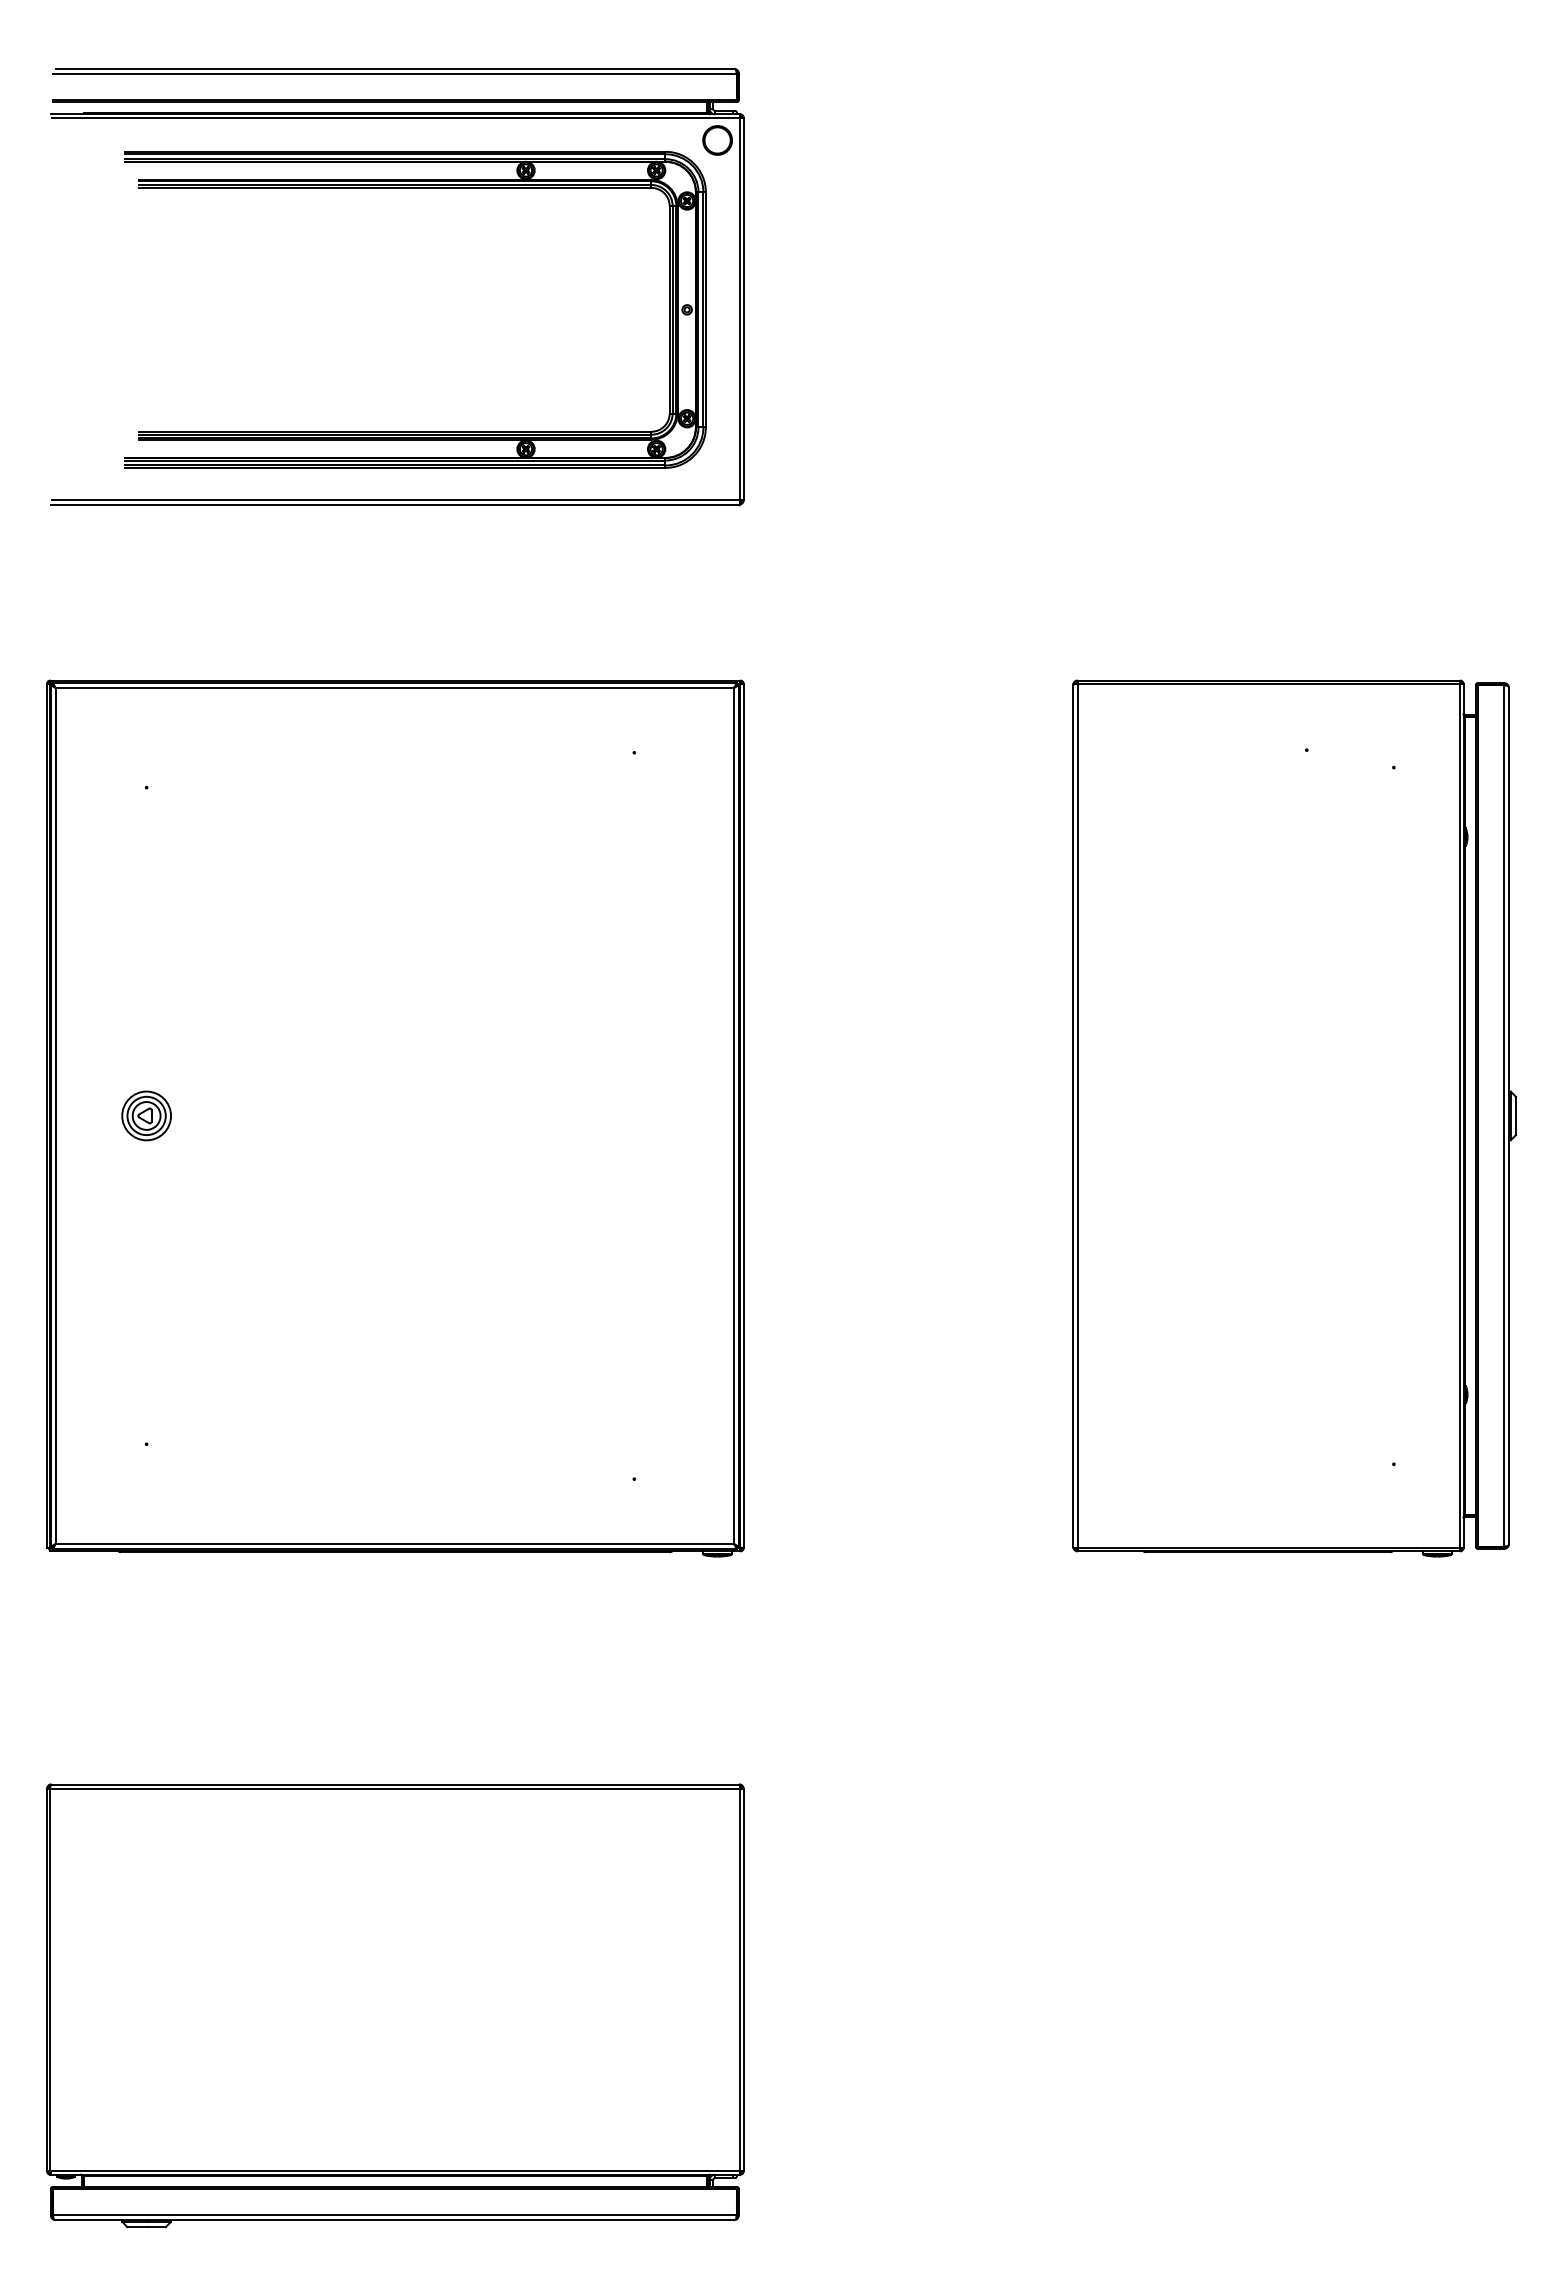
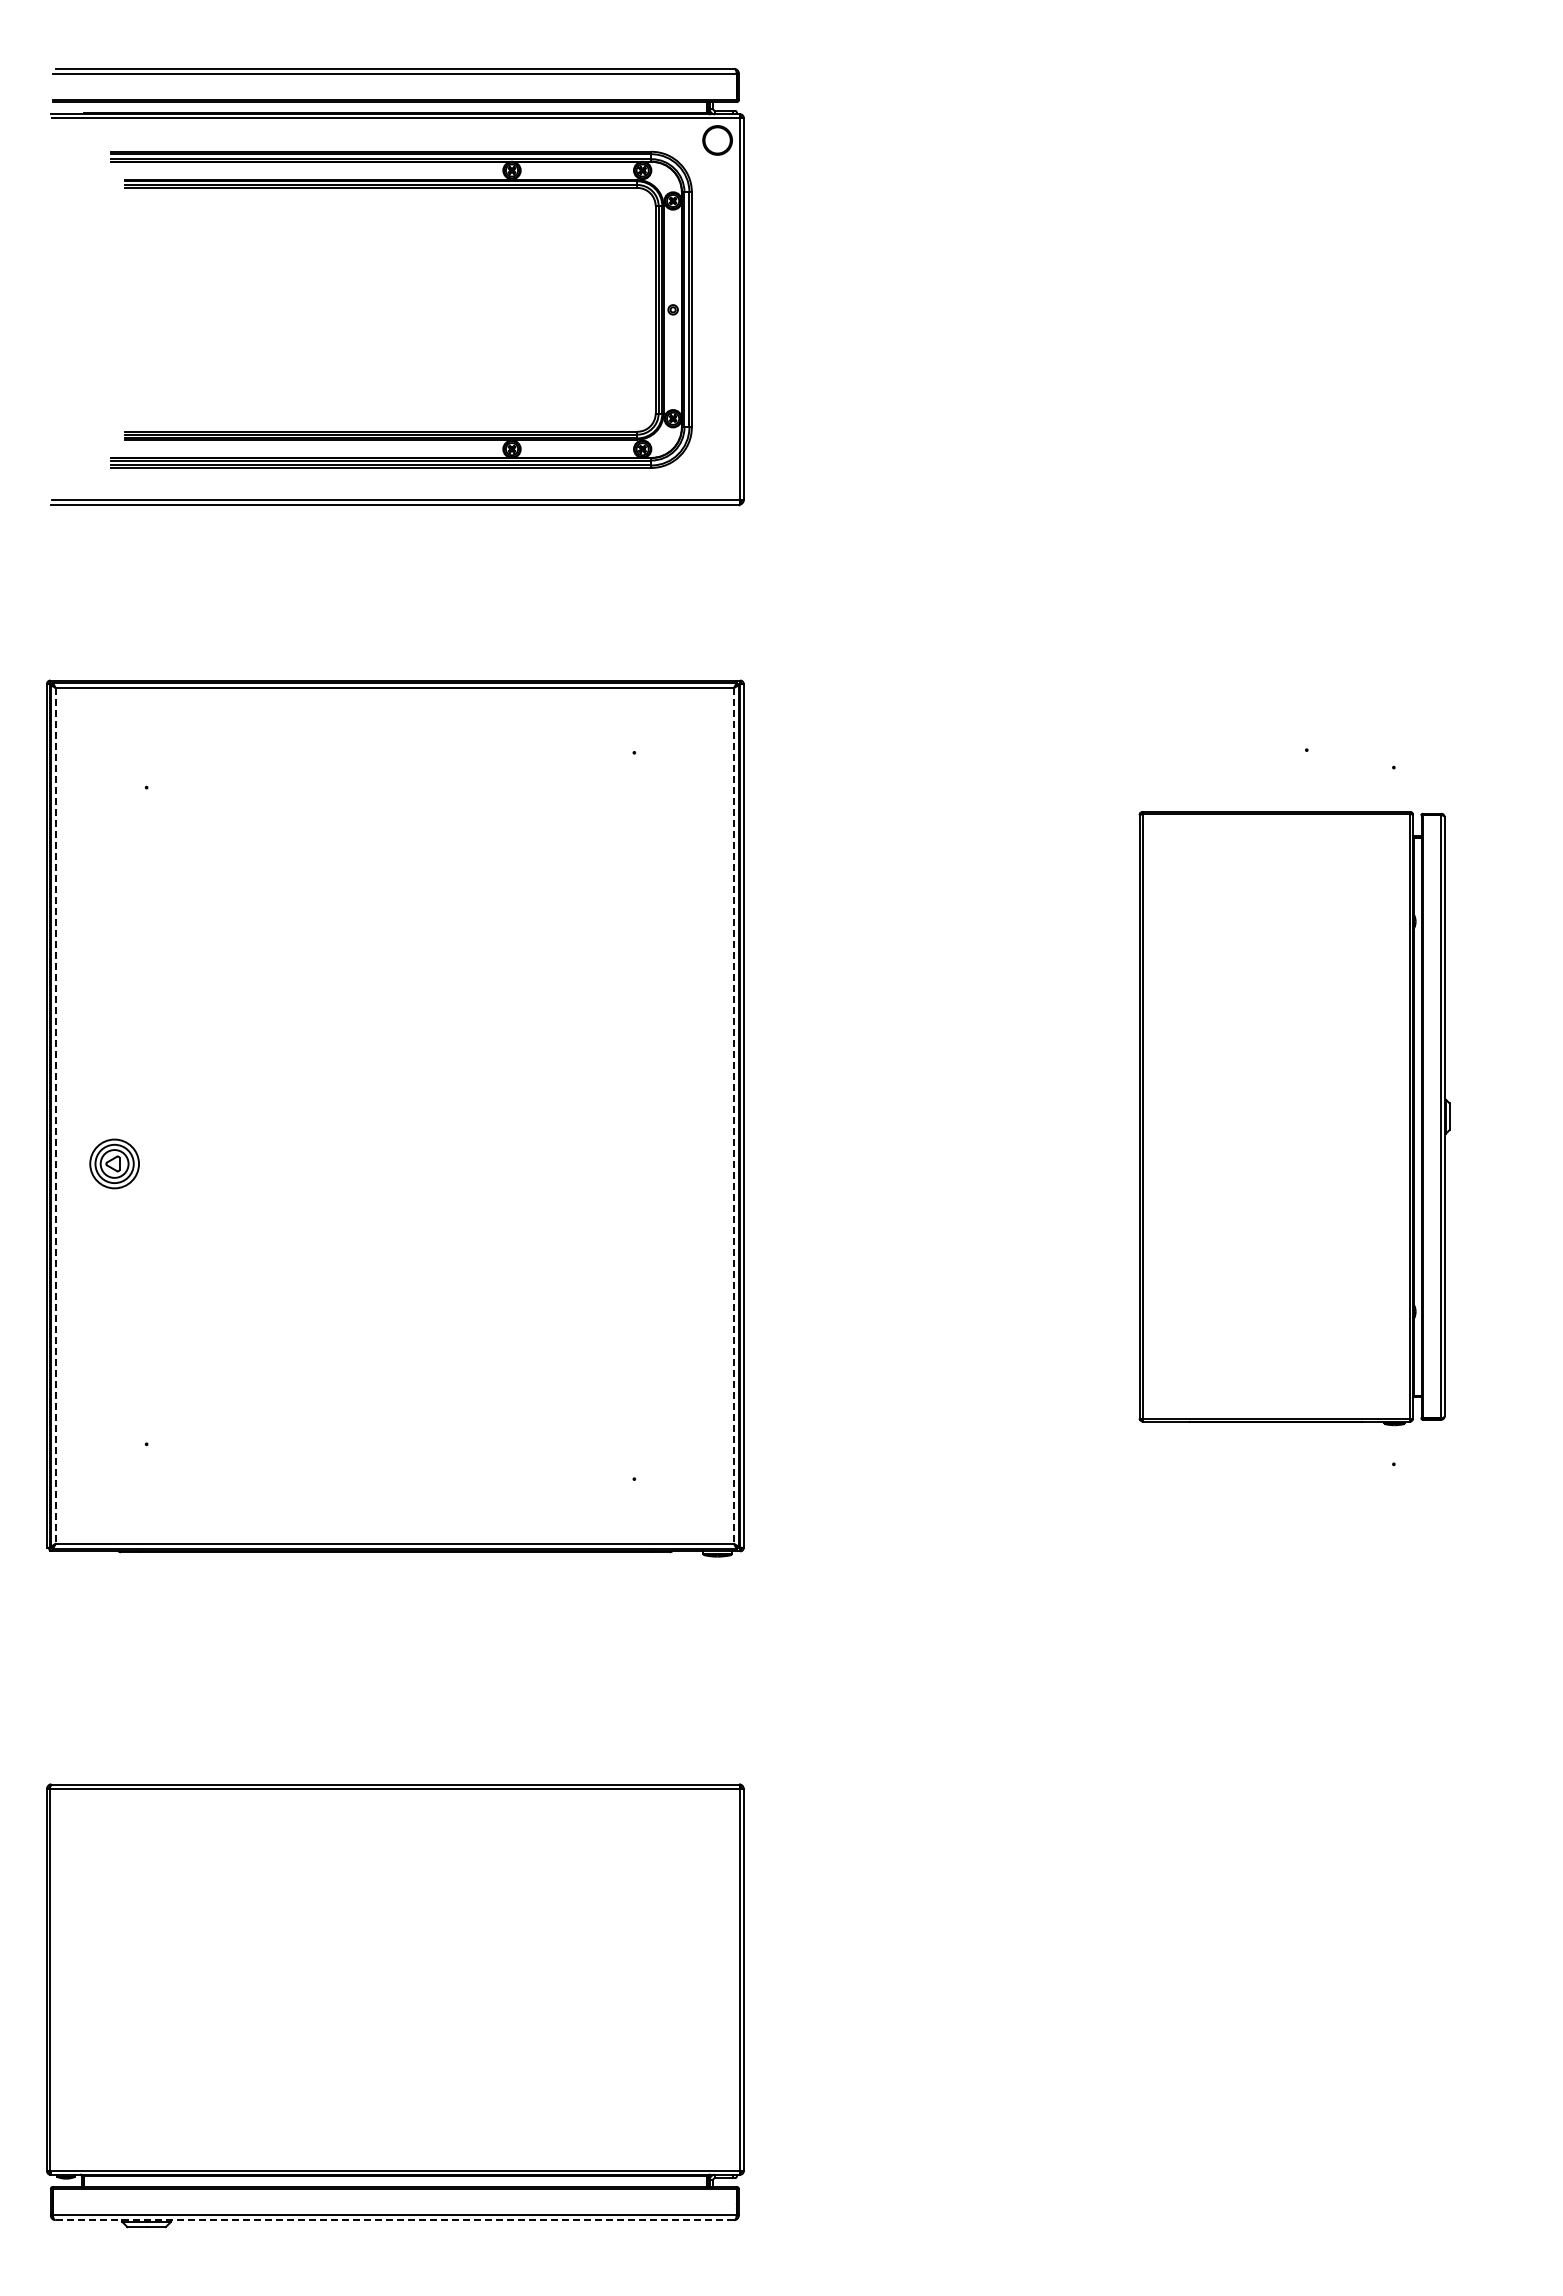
part position: (415, 188) -> (401, 188) (401, 188)
part position: (146, 1115) -> (114, 1163) (114, 1163)
line: solid -> dashed (55, 1116)
line: solid -> dashed (734, 1116)
part size: 445x879 px -> 313x616 px (1294, 1118)
line: solid -> dashed (395, 2220)
